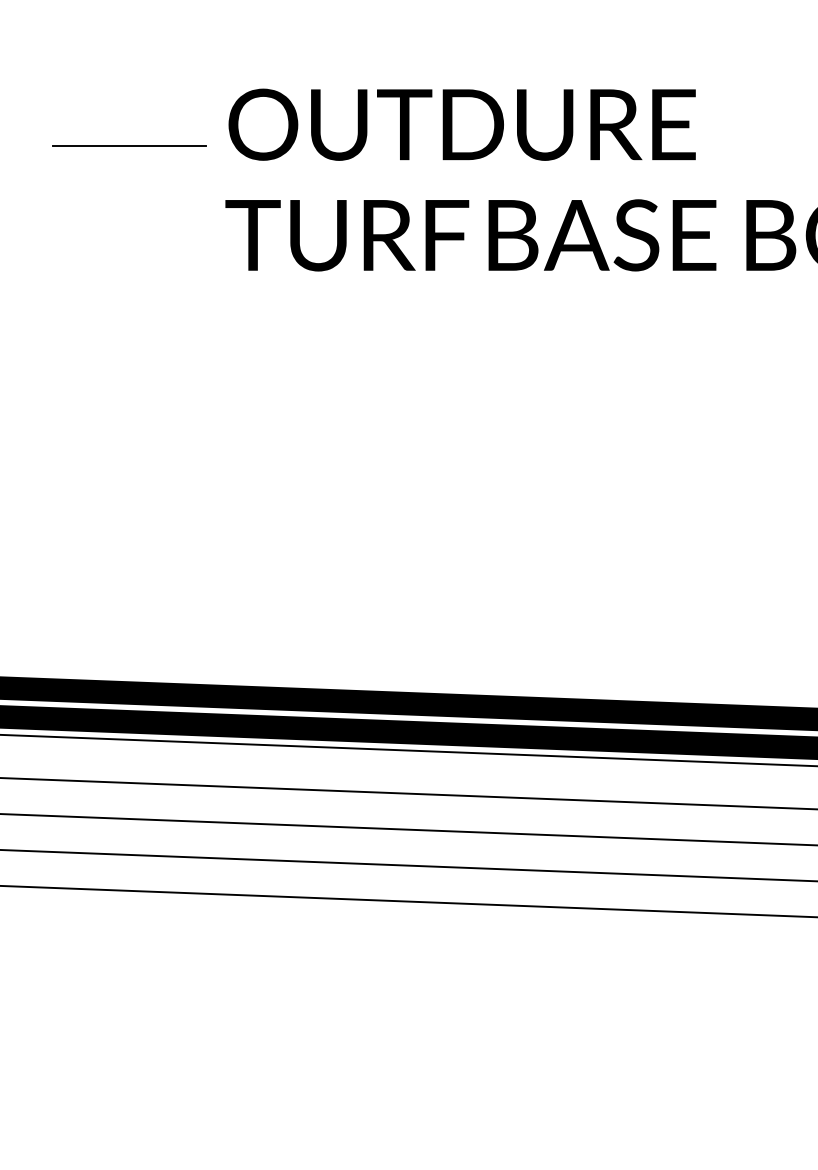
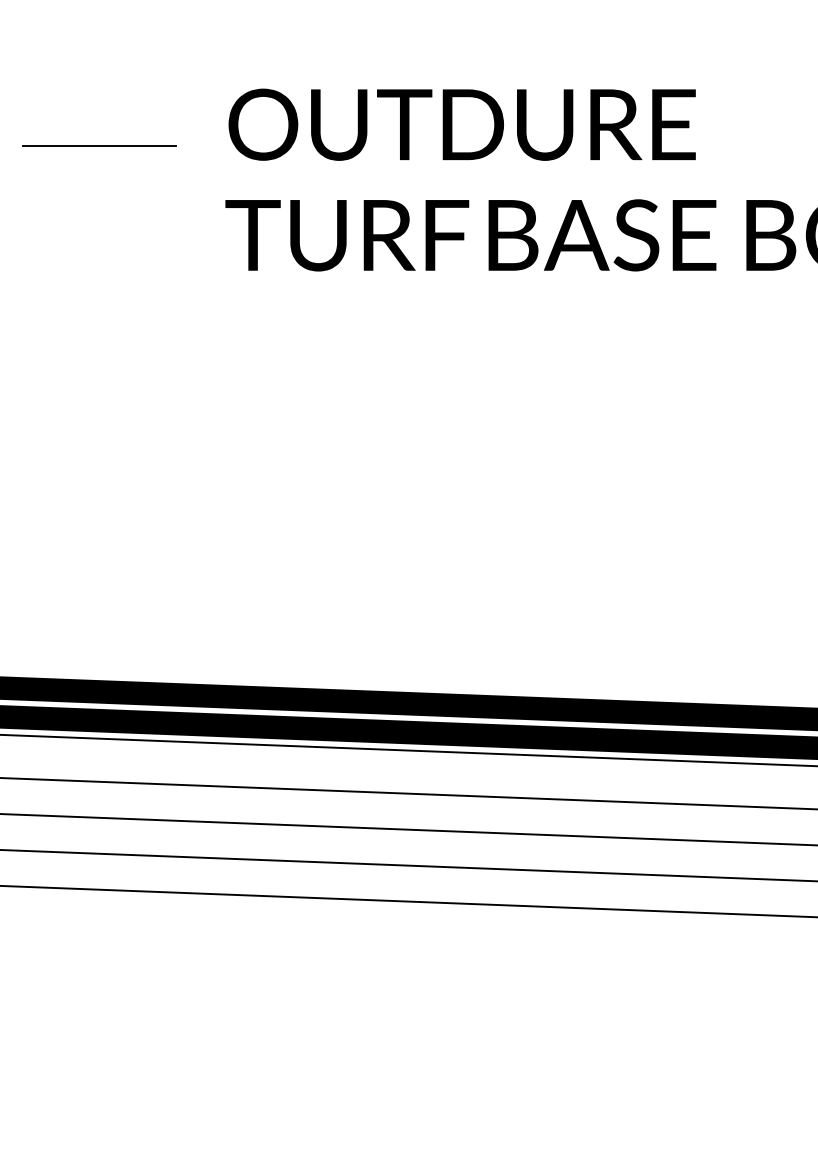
line position: (129, 145) -> (99, 145) (99, 145)
